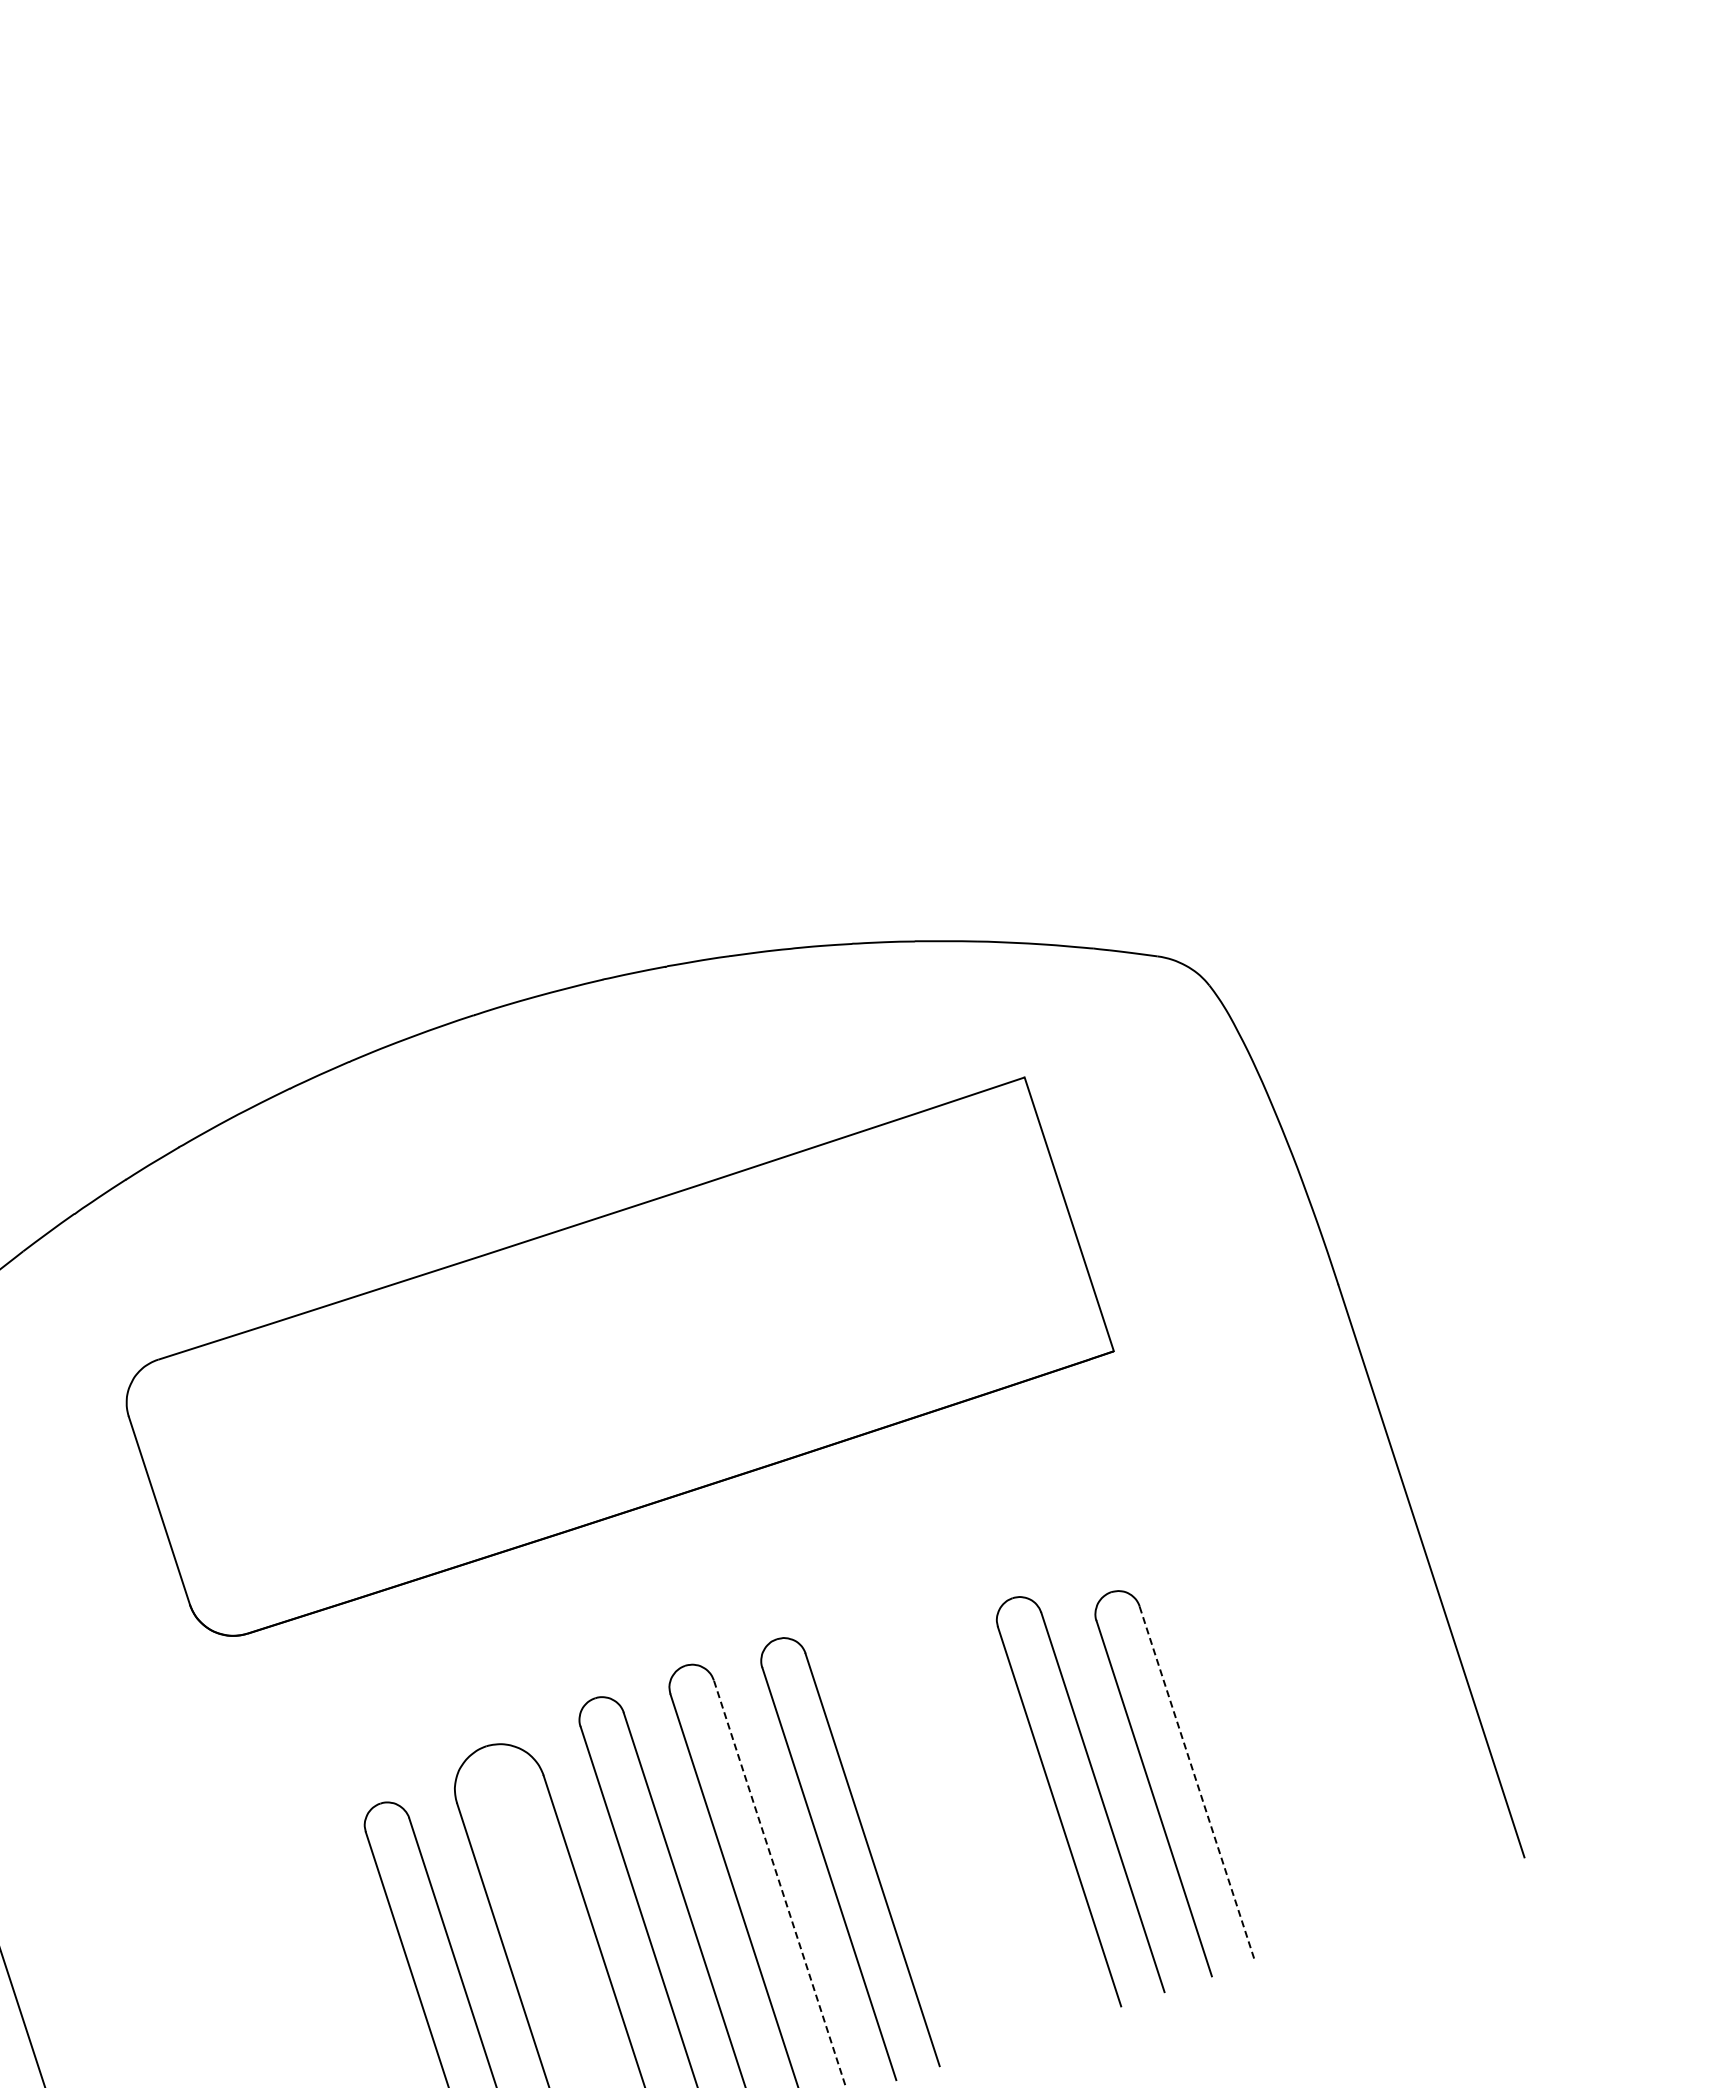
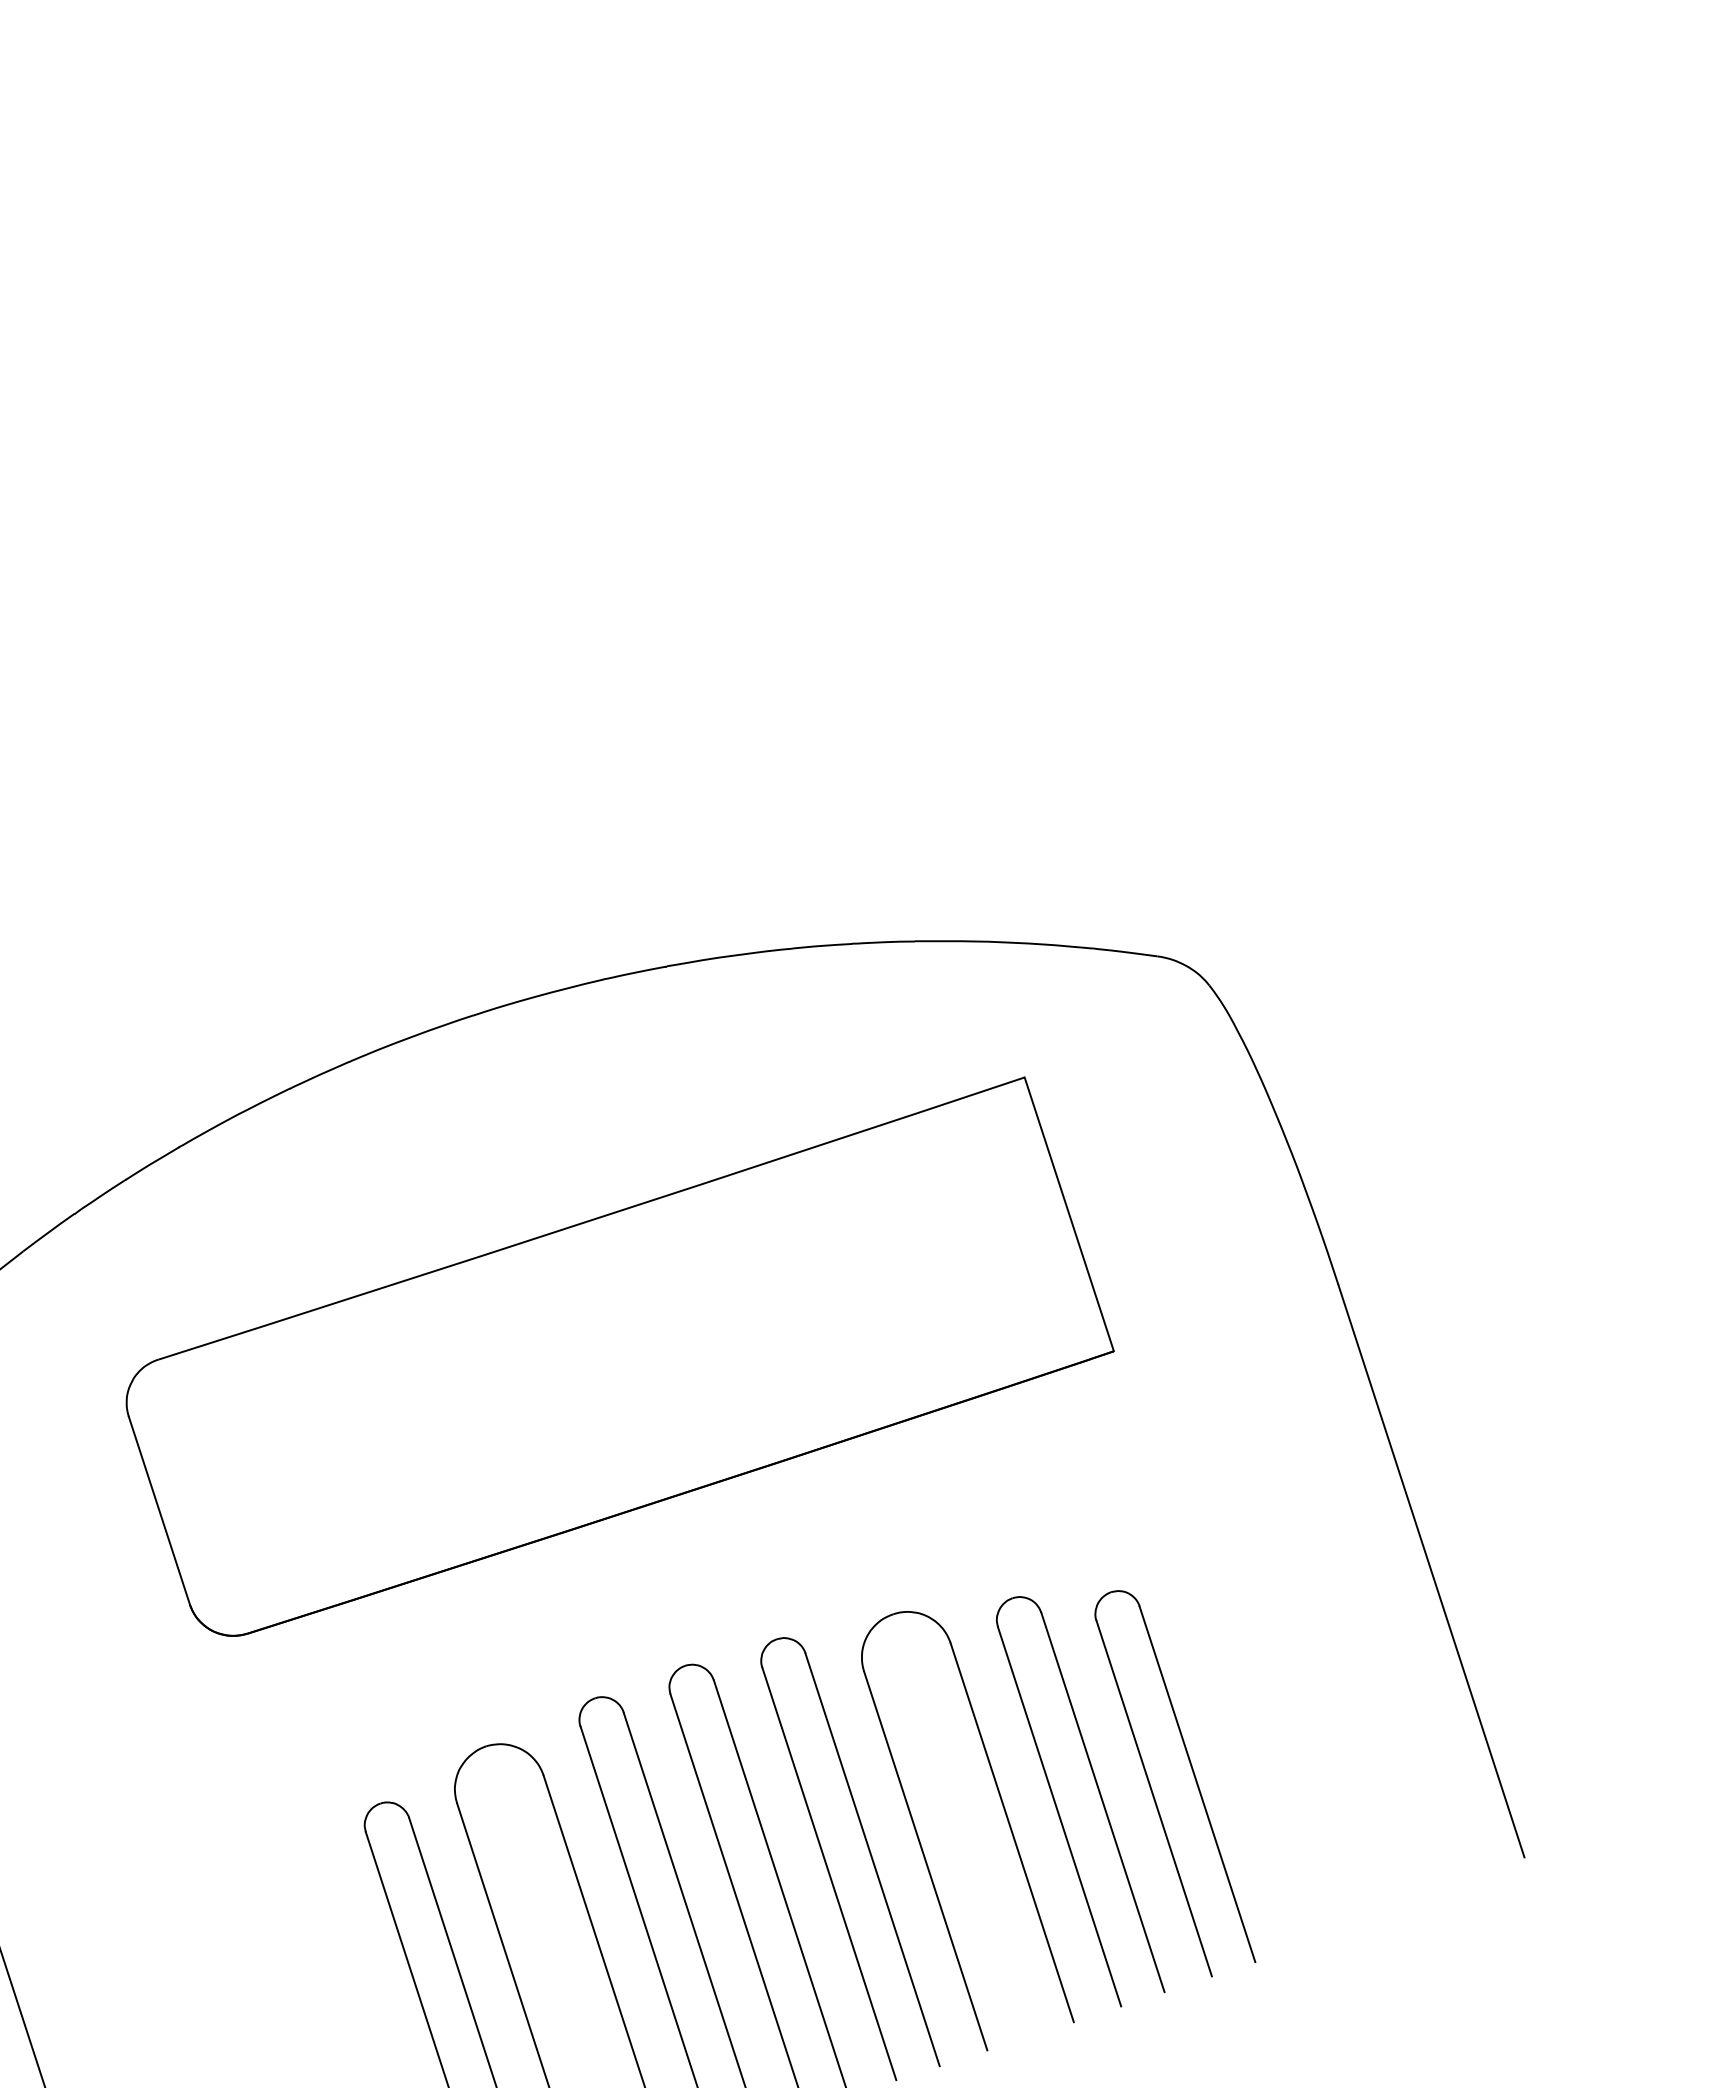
line: dashed -> solid (1197, 1784)
part: none -> present (1006, 1818)
line: dashed -> solid (779, 1883)
